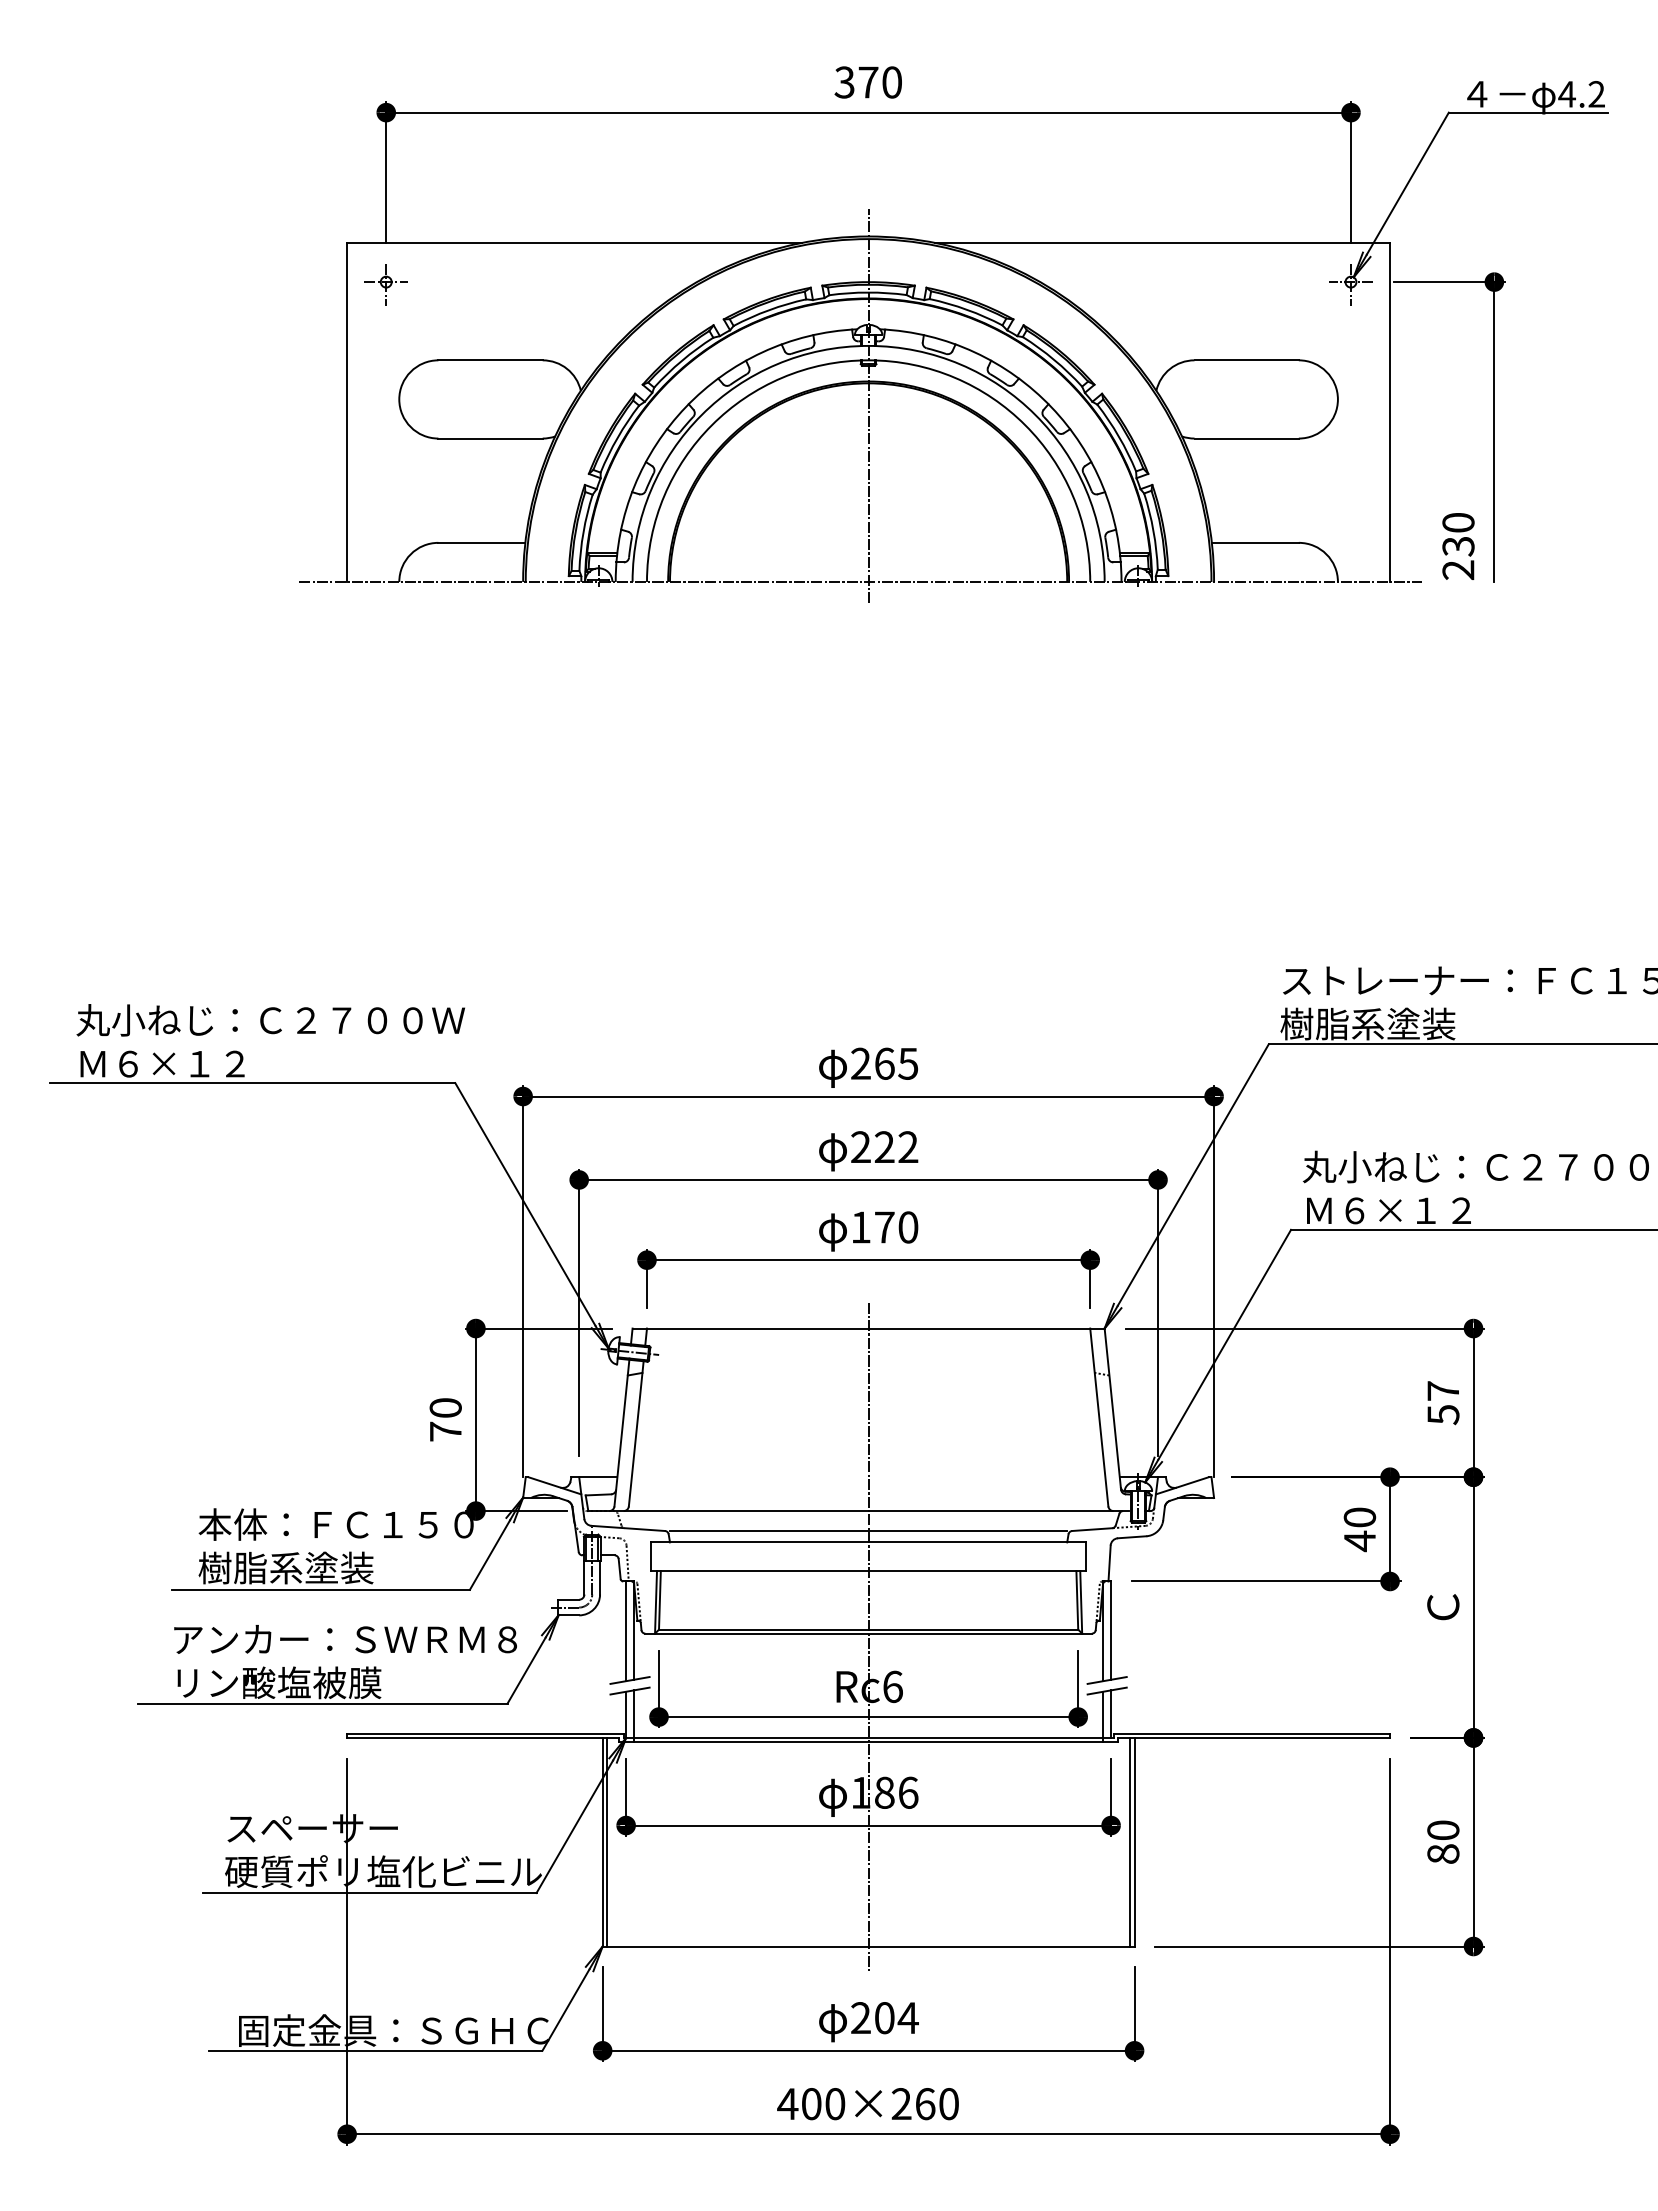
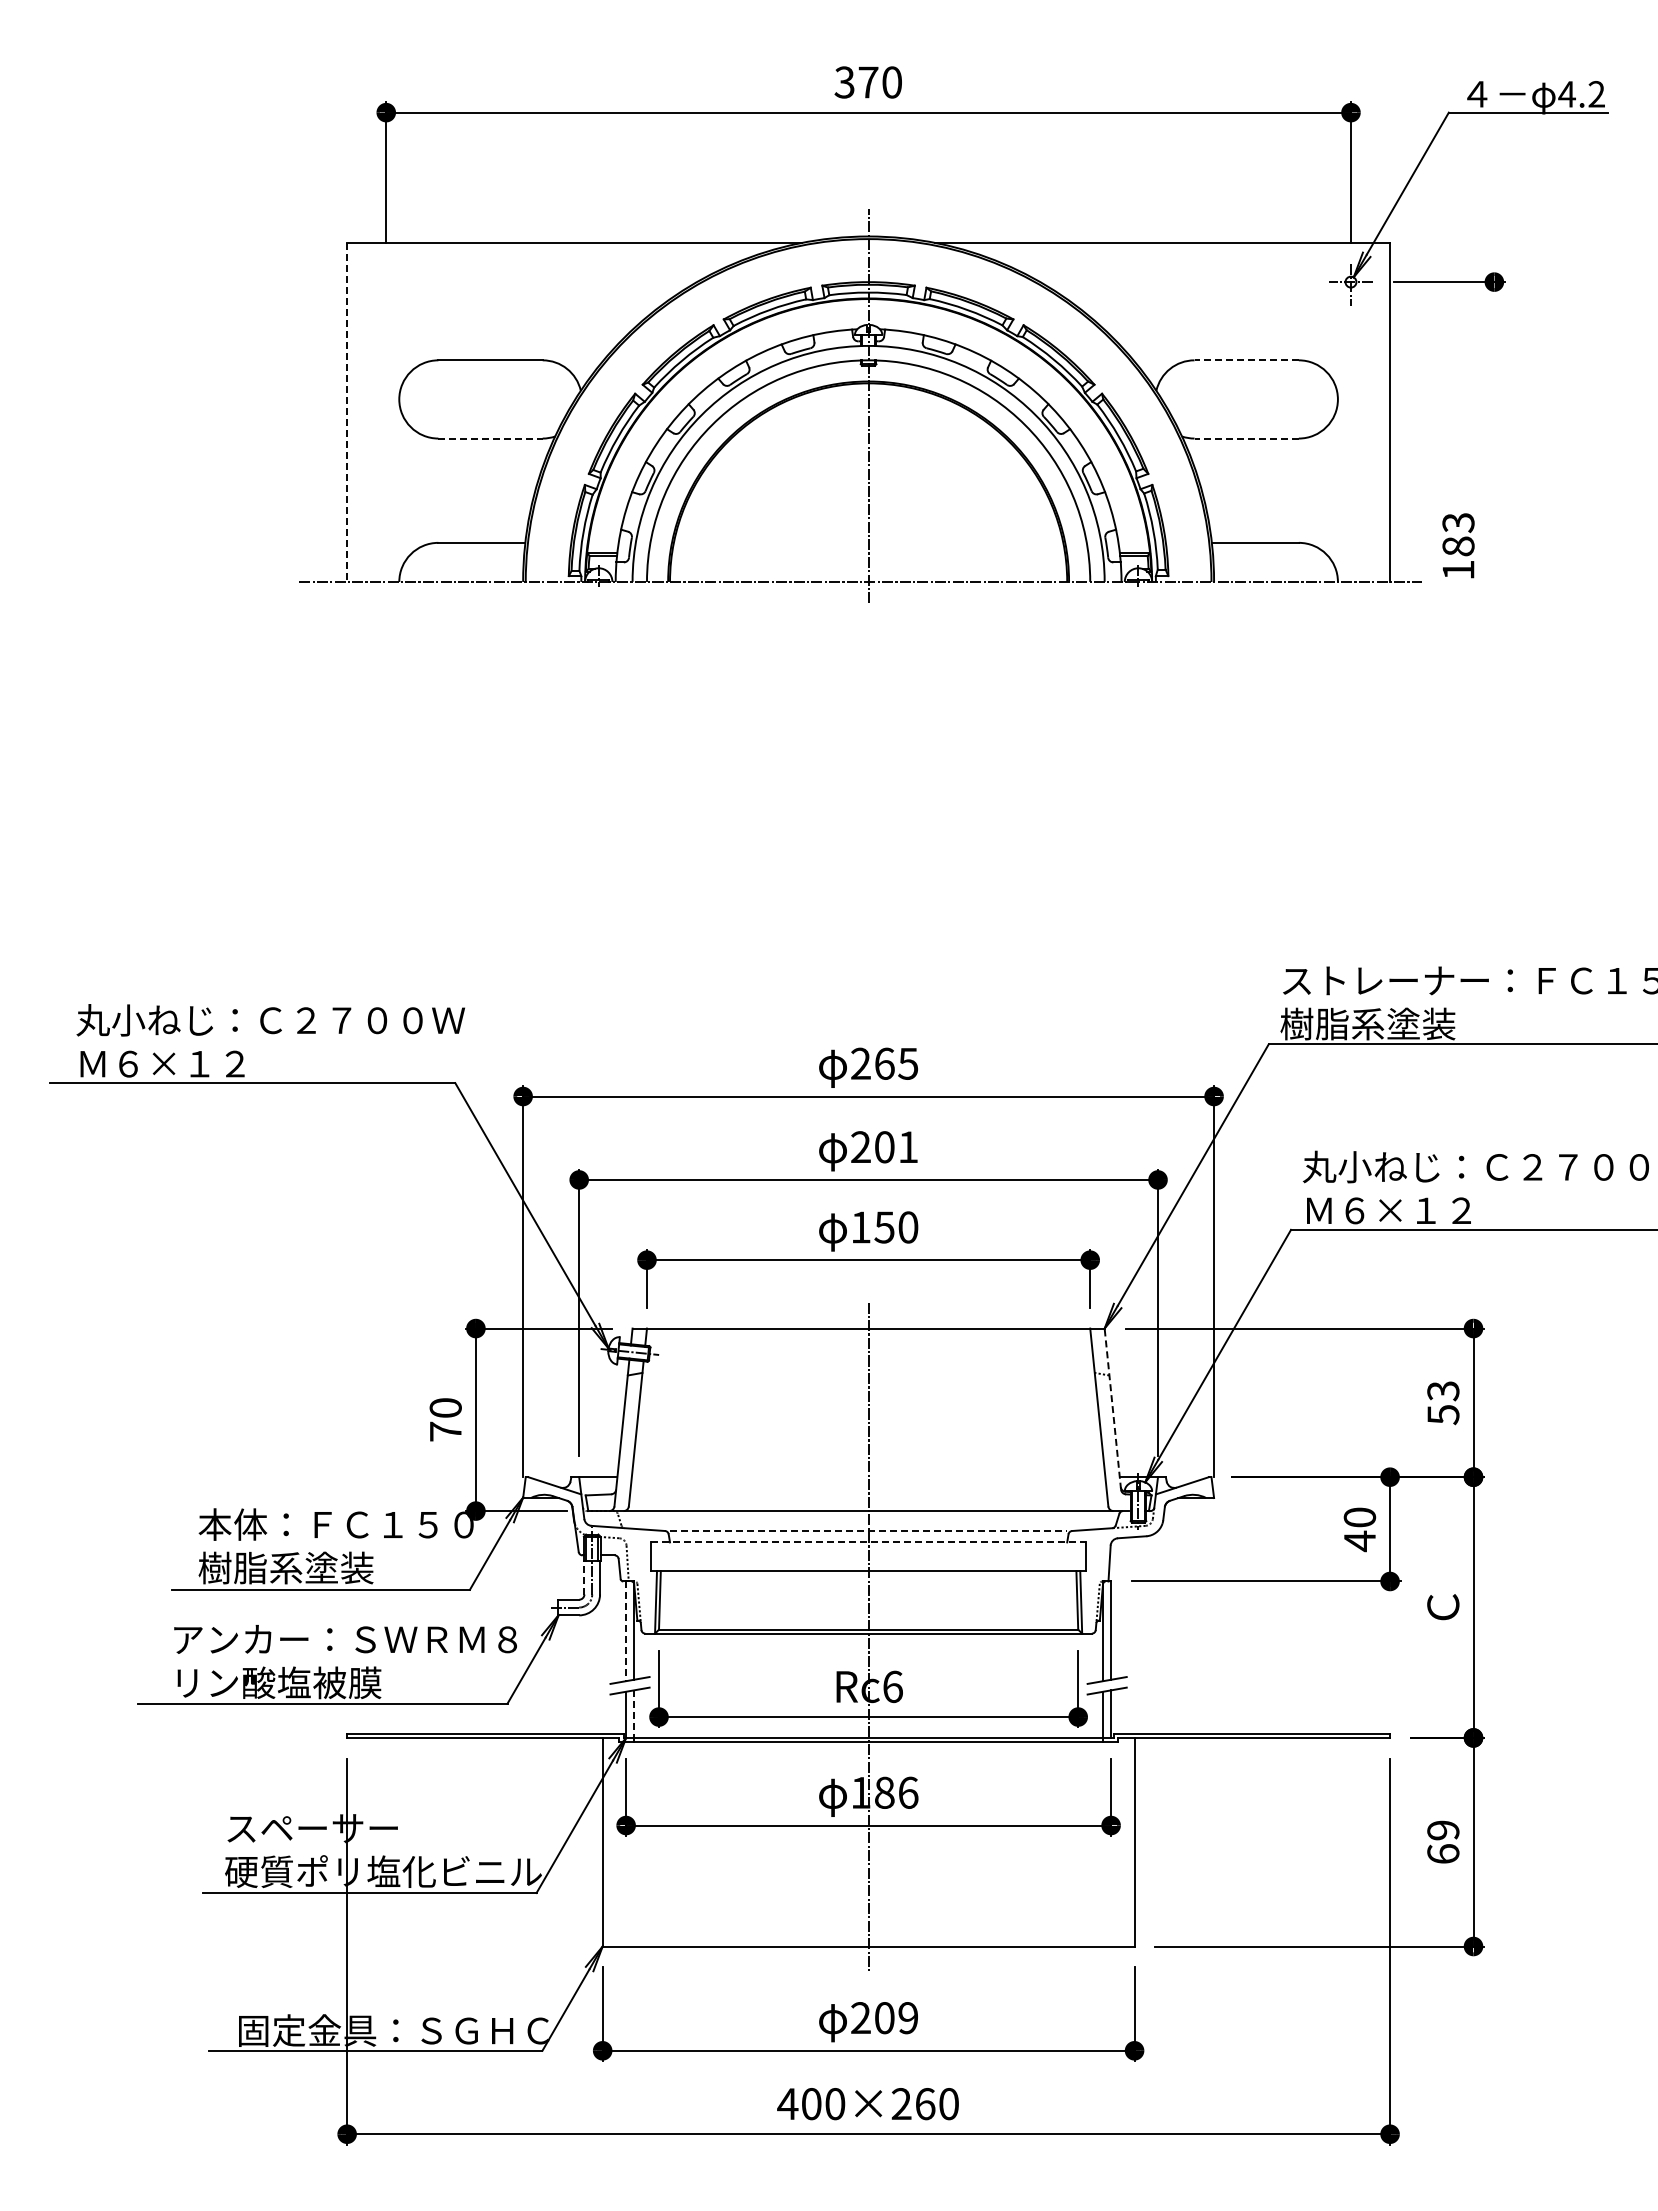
part: present -> none (385, 284)
line: solid -> dashed (1246, 360)
line: solid -> dashed (347, 412)
line: present -> none (1494, 431)
line: solid -> dashed (491, 438)
line: solid -> dashed (1246, 438)
text: 230 -> 183 (1458, 546)
text: 222 -> 201 (896, 1147)
text: 170 -> 150 (884, 1227)
text: 57 -> 53 (1443, 1391)
line: solid -> dashed (1112, 1409)
line: solid -> dashed (868, 1531)
line: solid -> dashed (868, 1542)
line: solid -> dashed (584, 1577)
line: solid -> dashed (626, 1631)
line: solid -> dashed (633, 1714)
line: present -> none (606, 1841)
line: present -> none (1130, 1841)
text: 80 -> 69 (1443, 1841)
text: 204 -> 209 (907, 2018)
